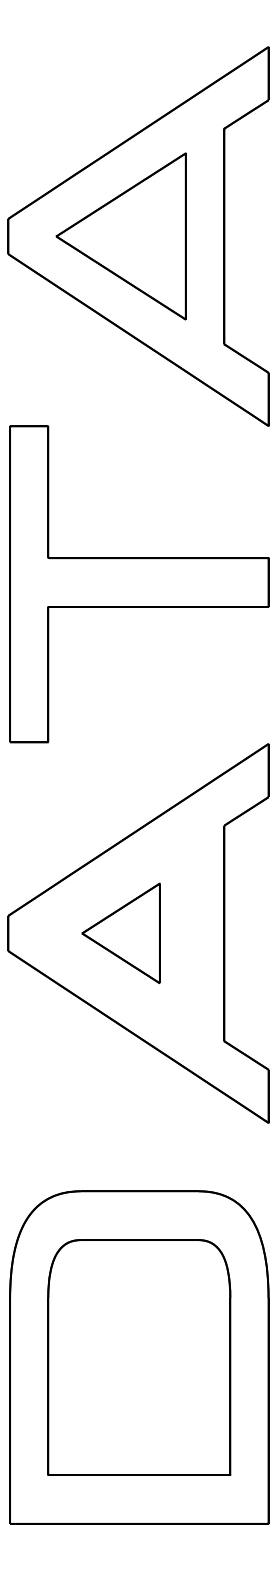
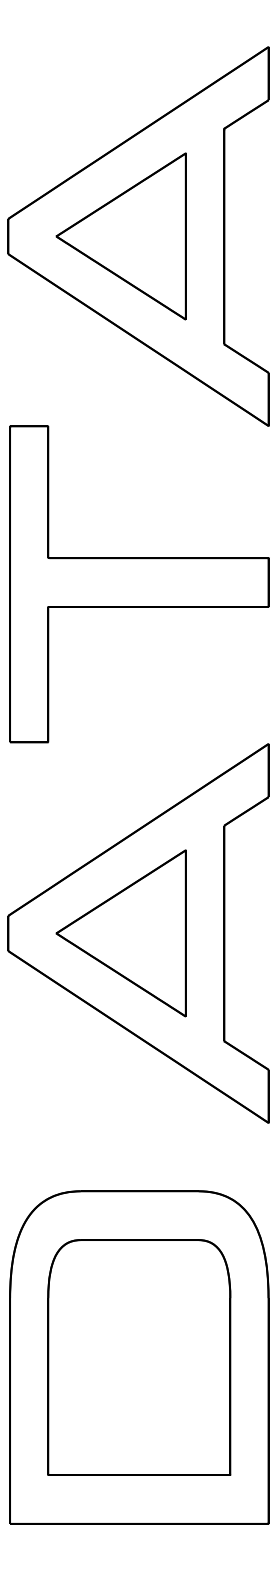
part size: 80x102 px -> 132x169 px (120, 933)
